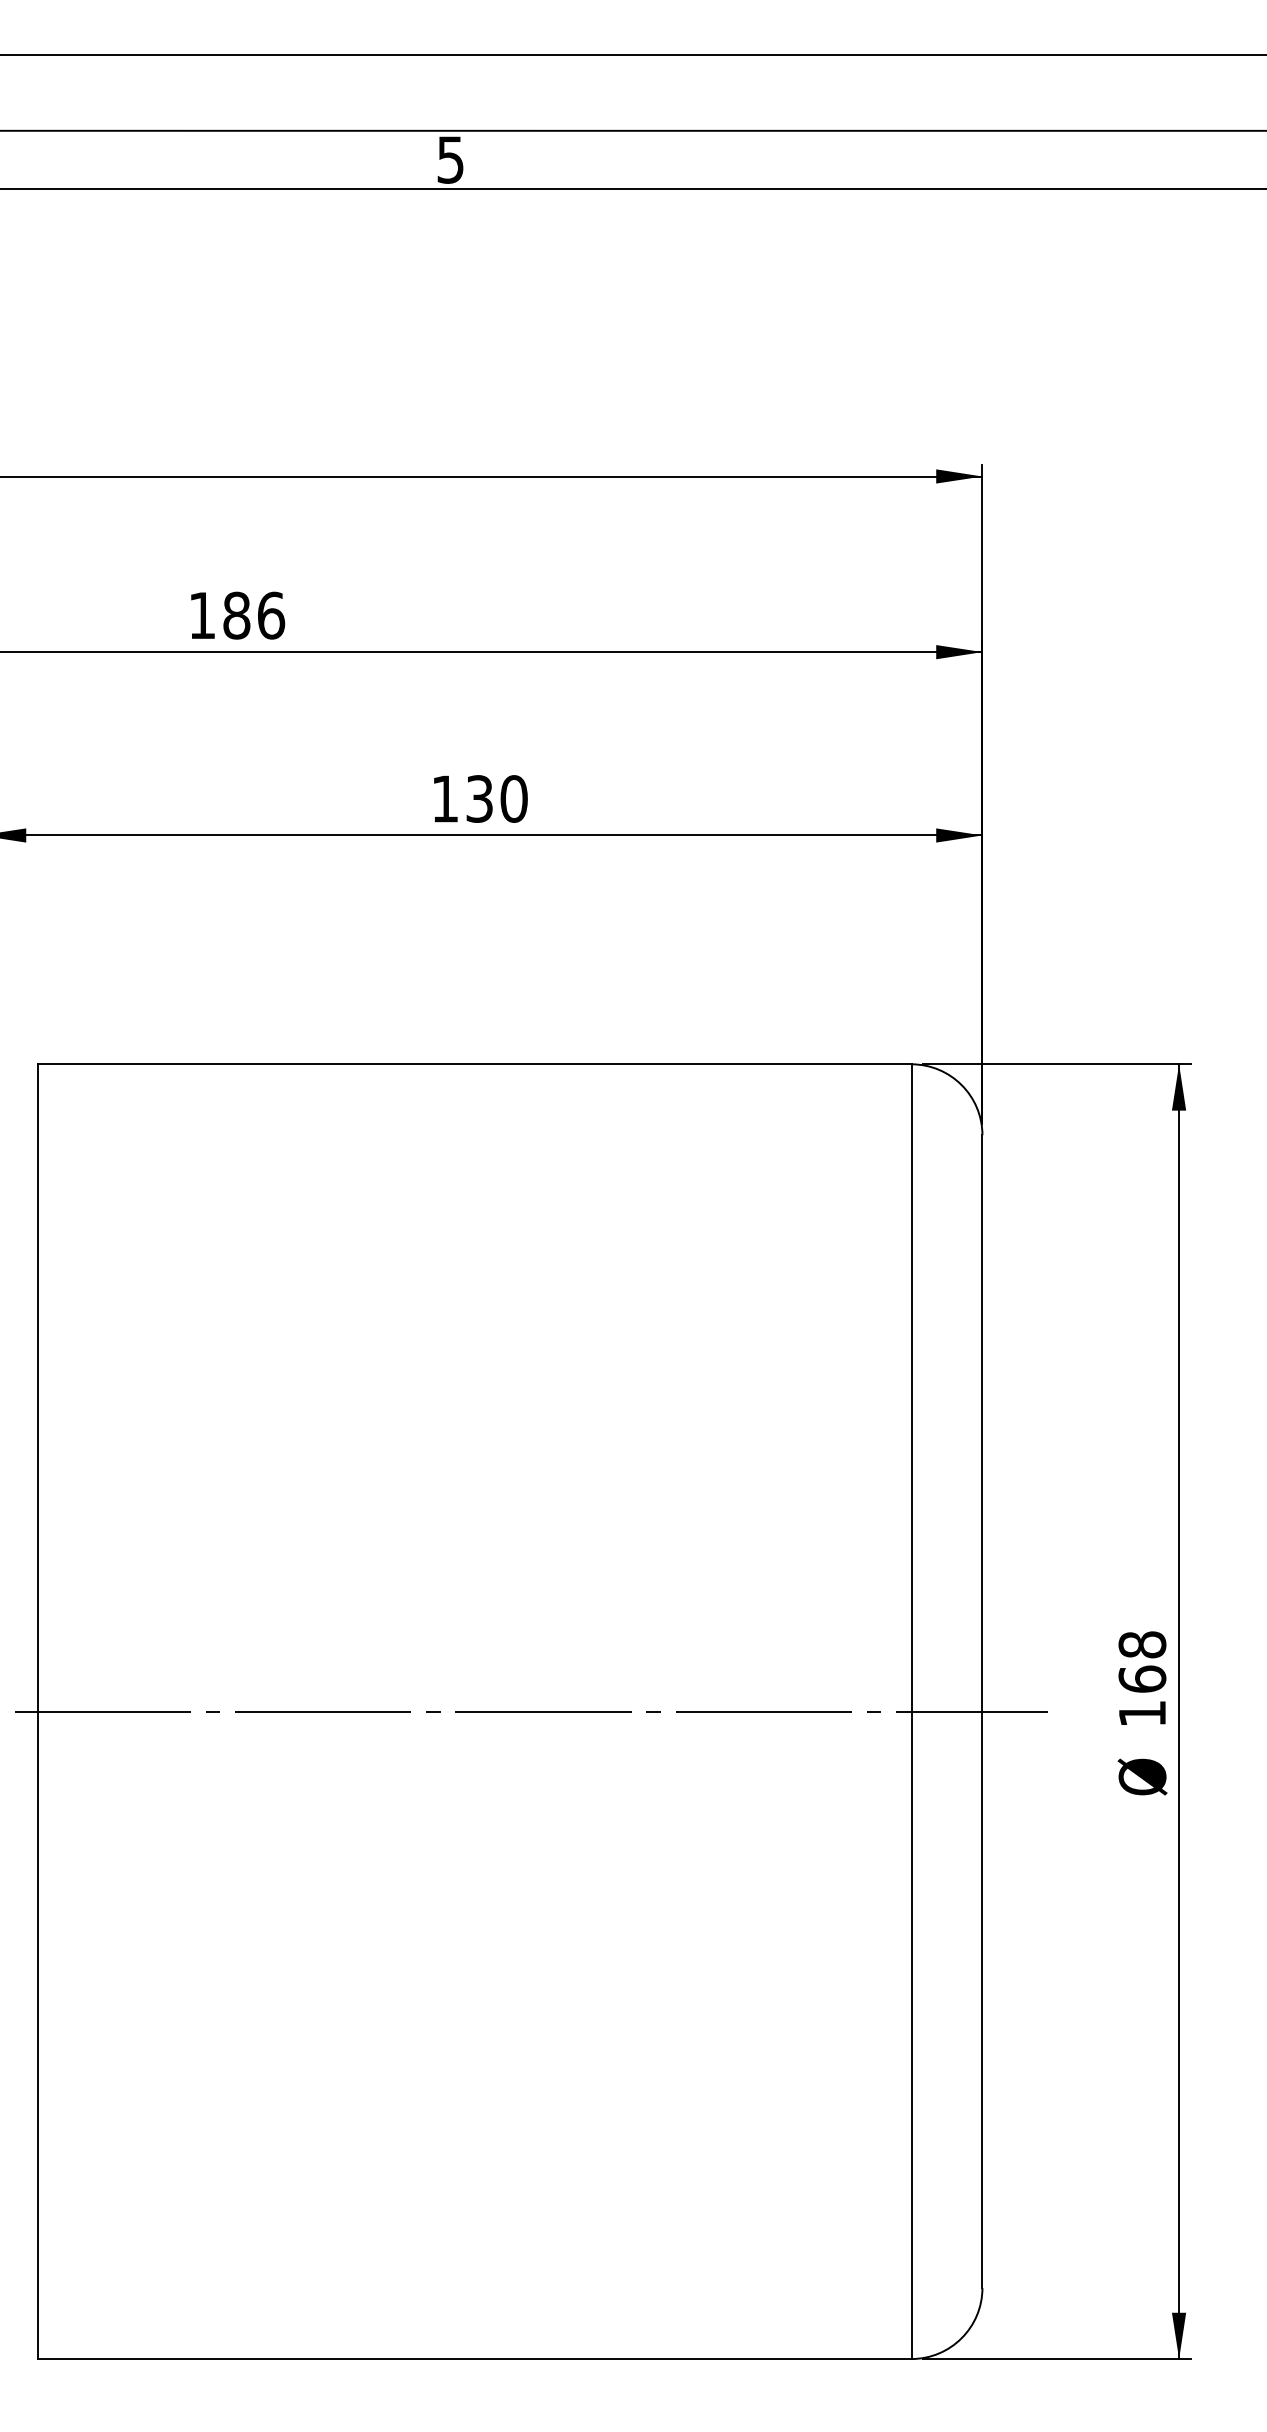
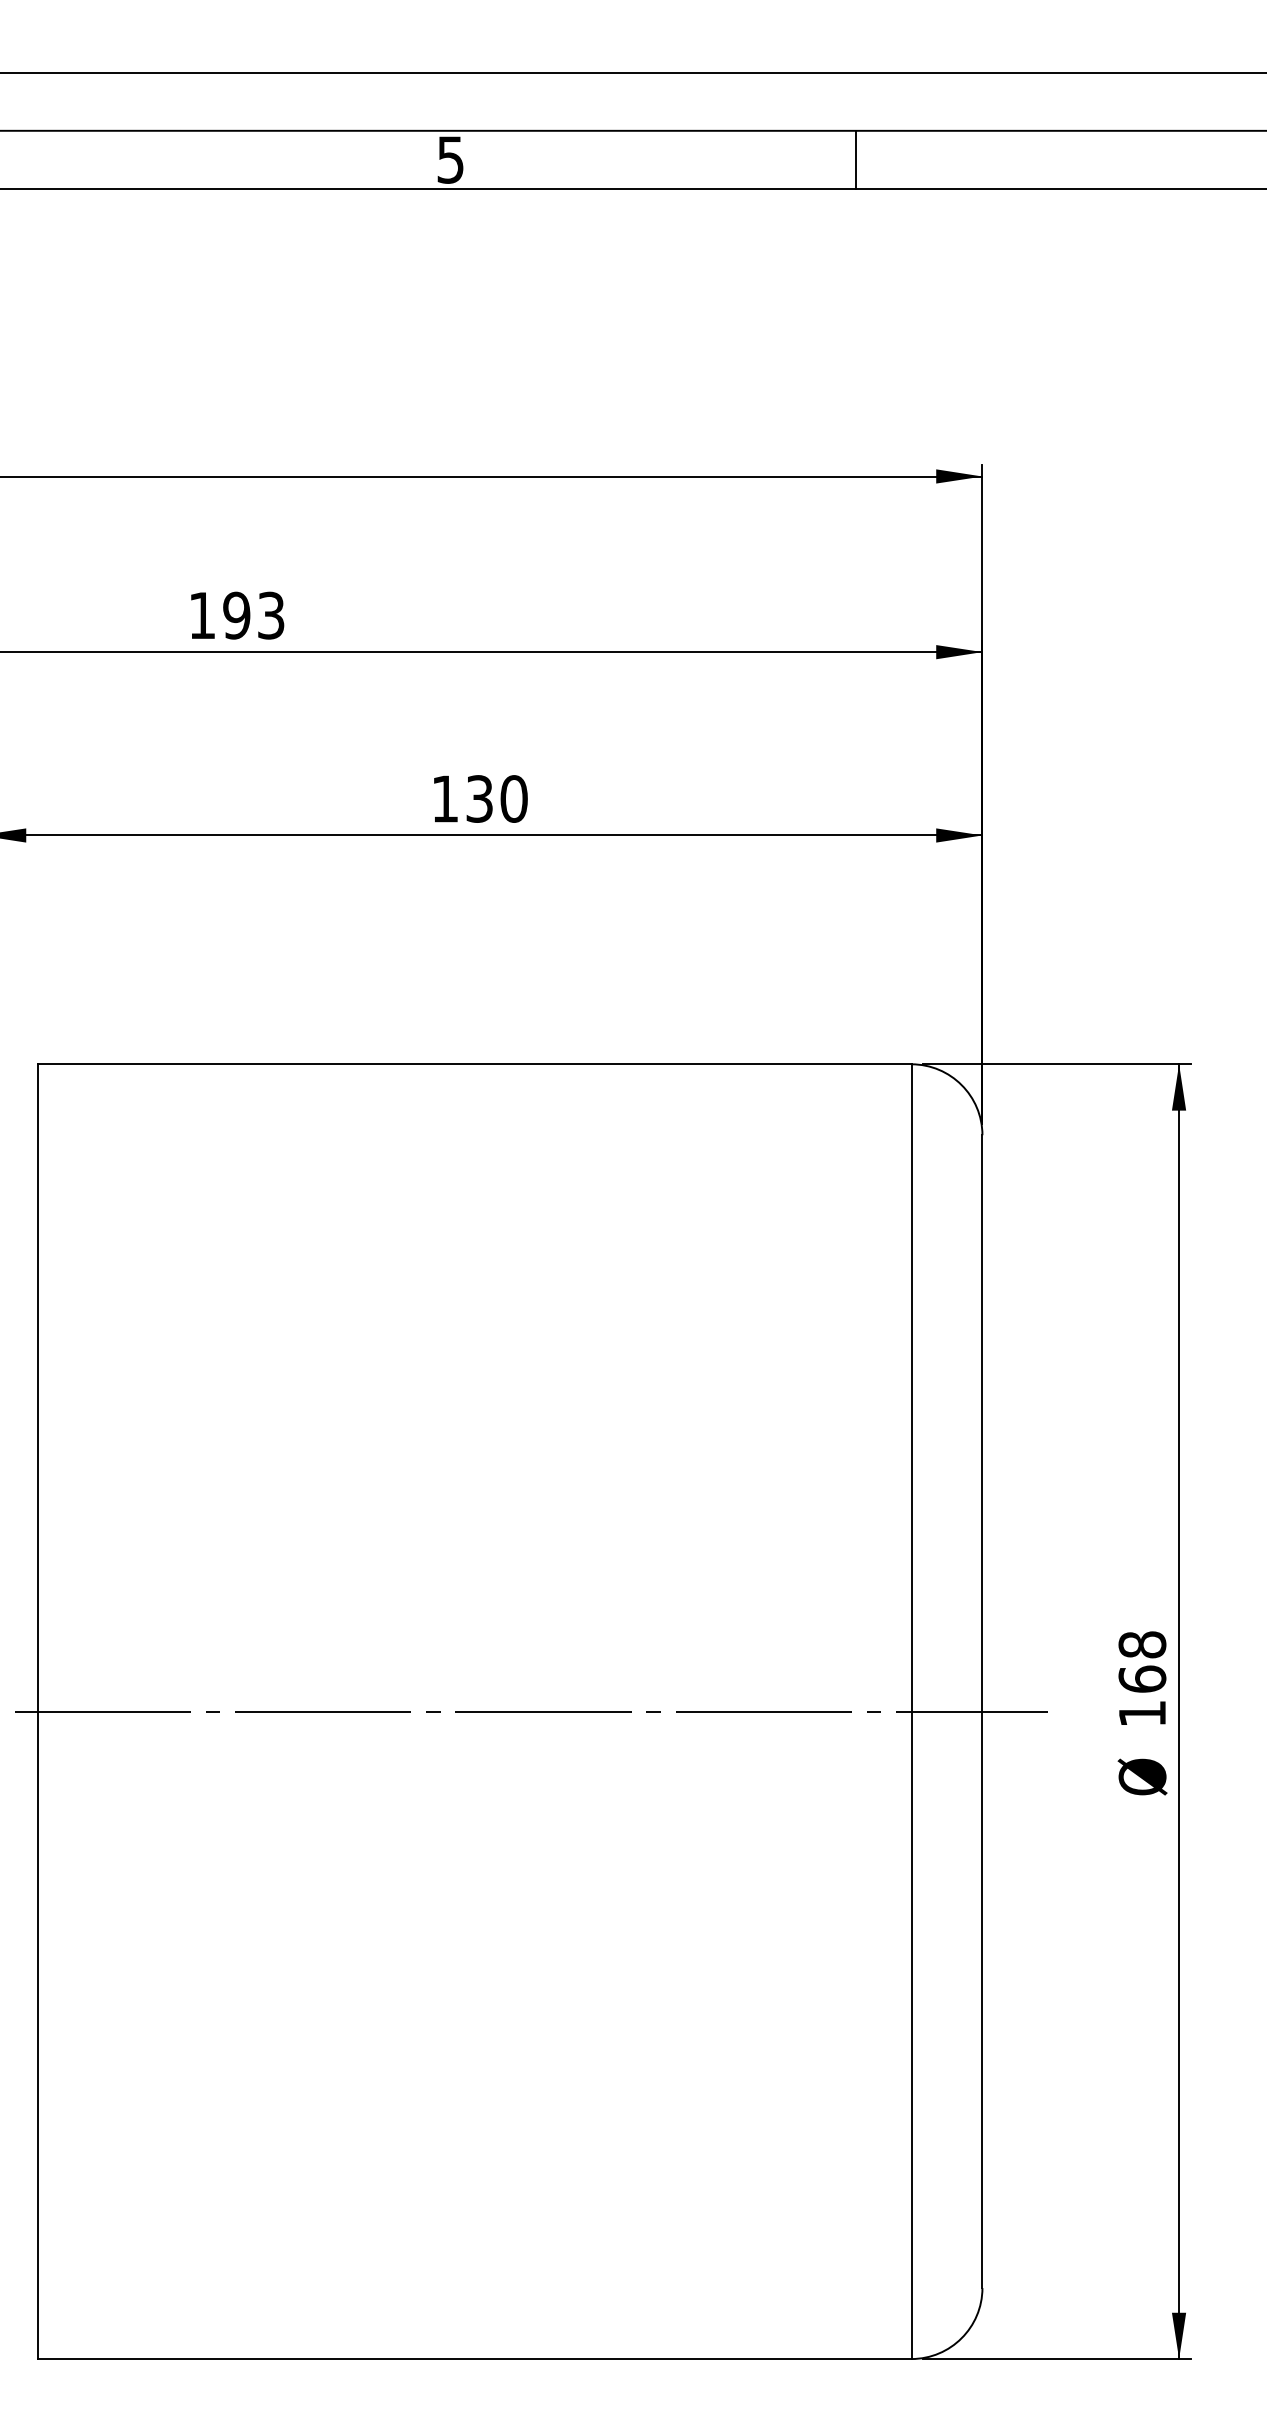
line position: (632, 54) -> (632, 72) (632, 72)
line: none -> present (855, 159)
text: 186 -> 193 (254, 615)
